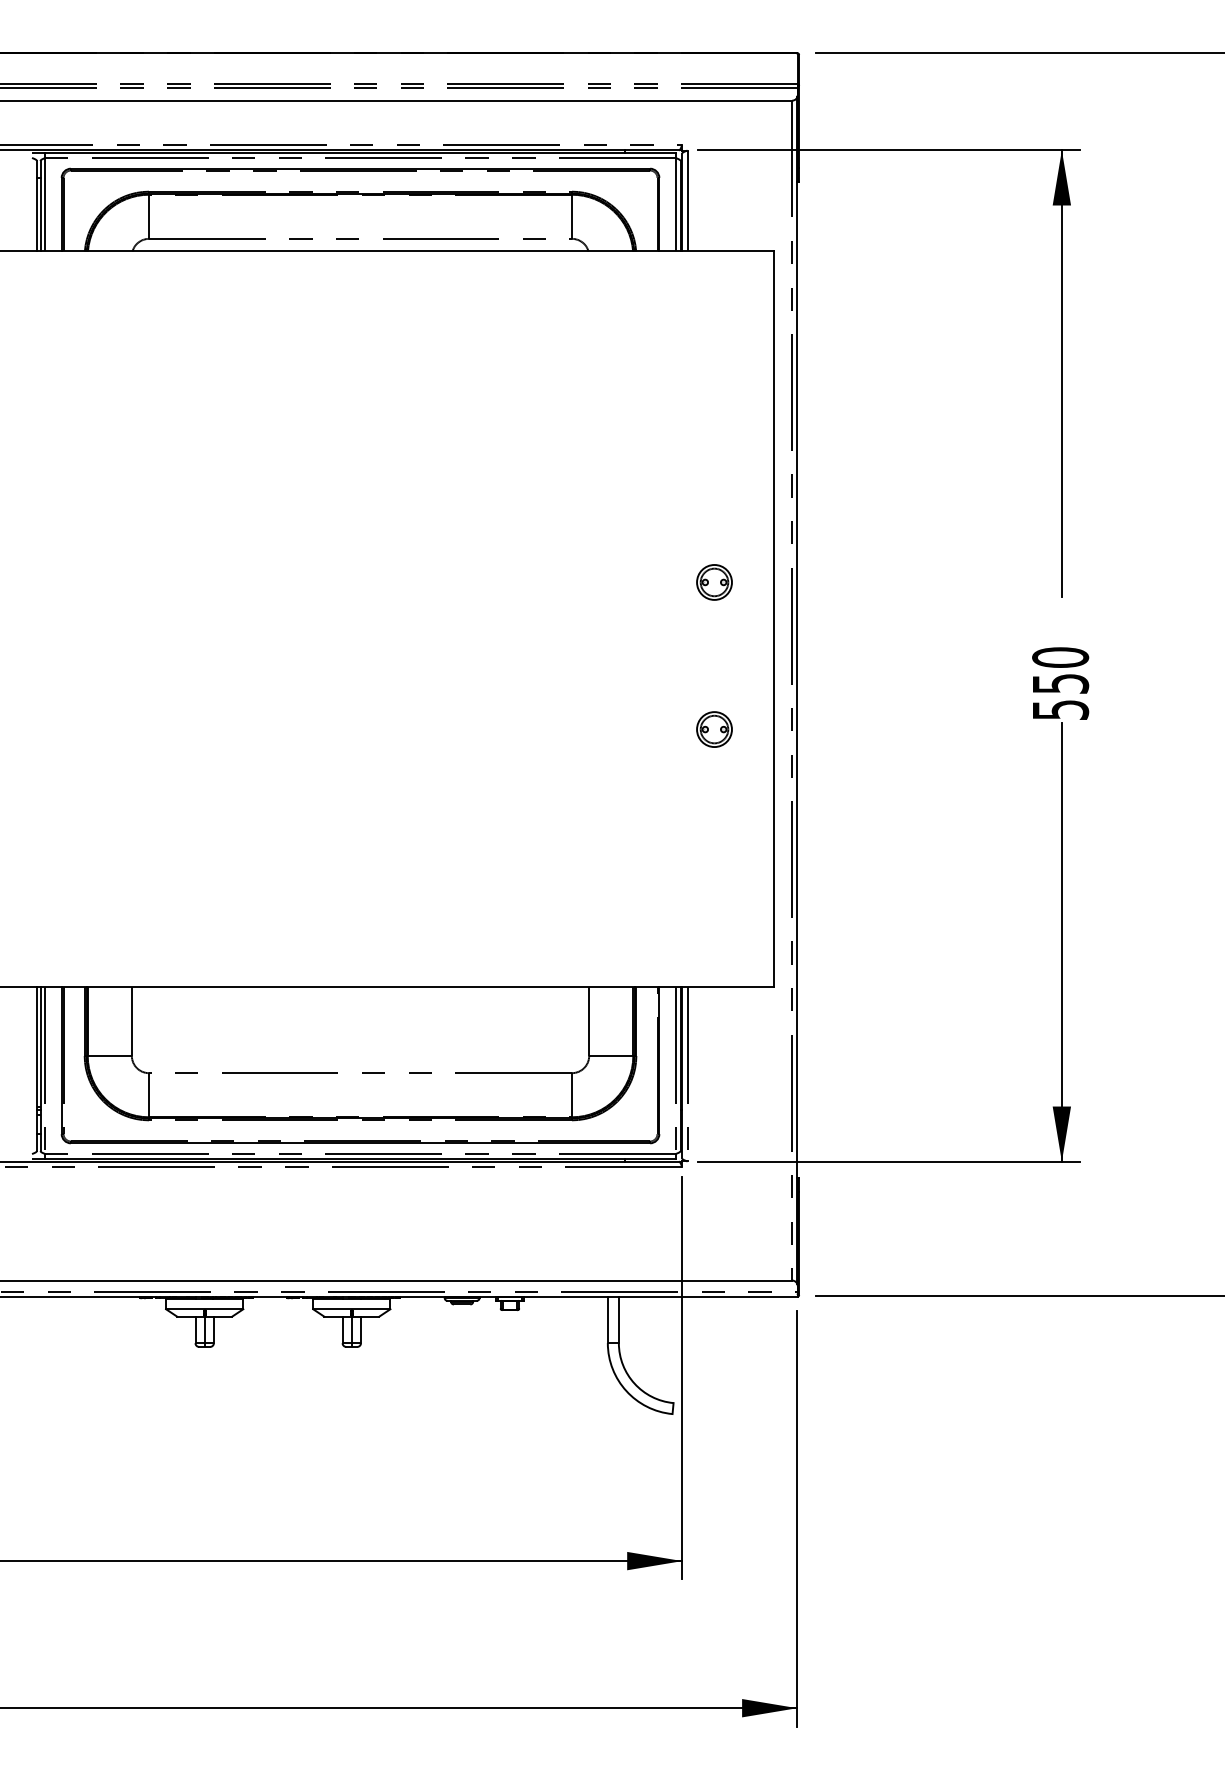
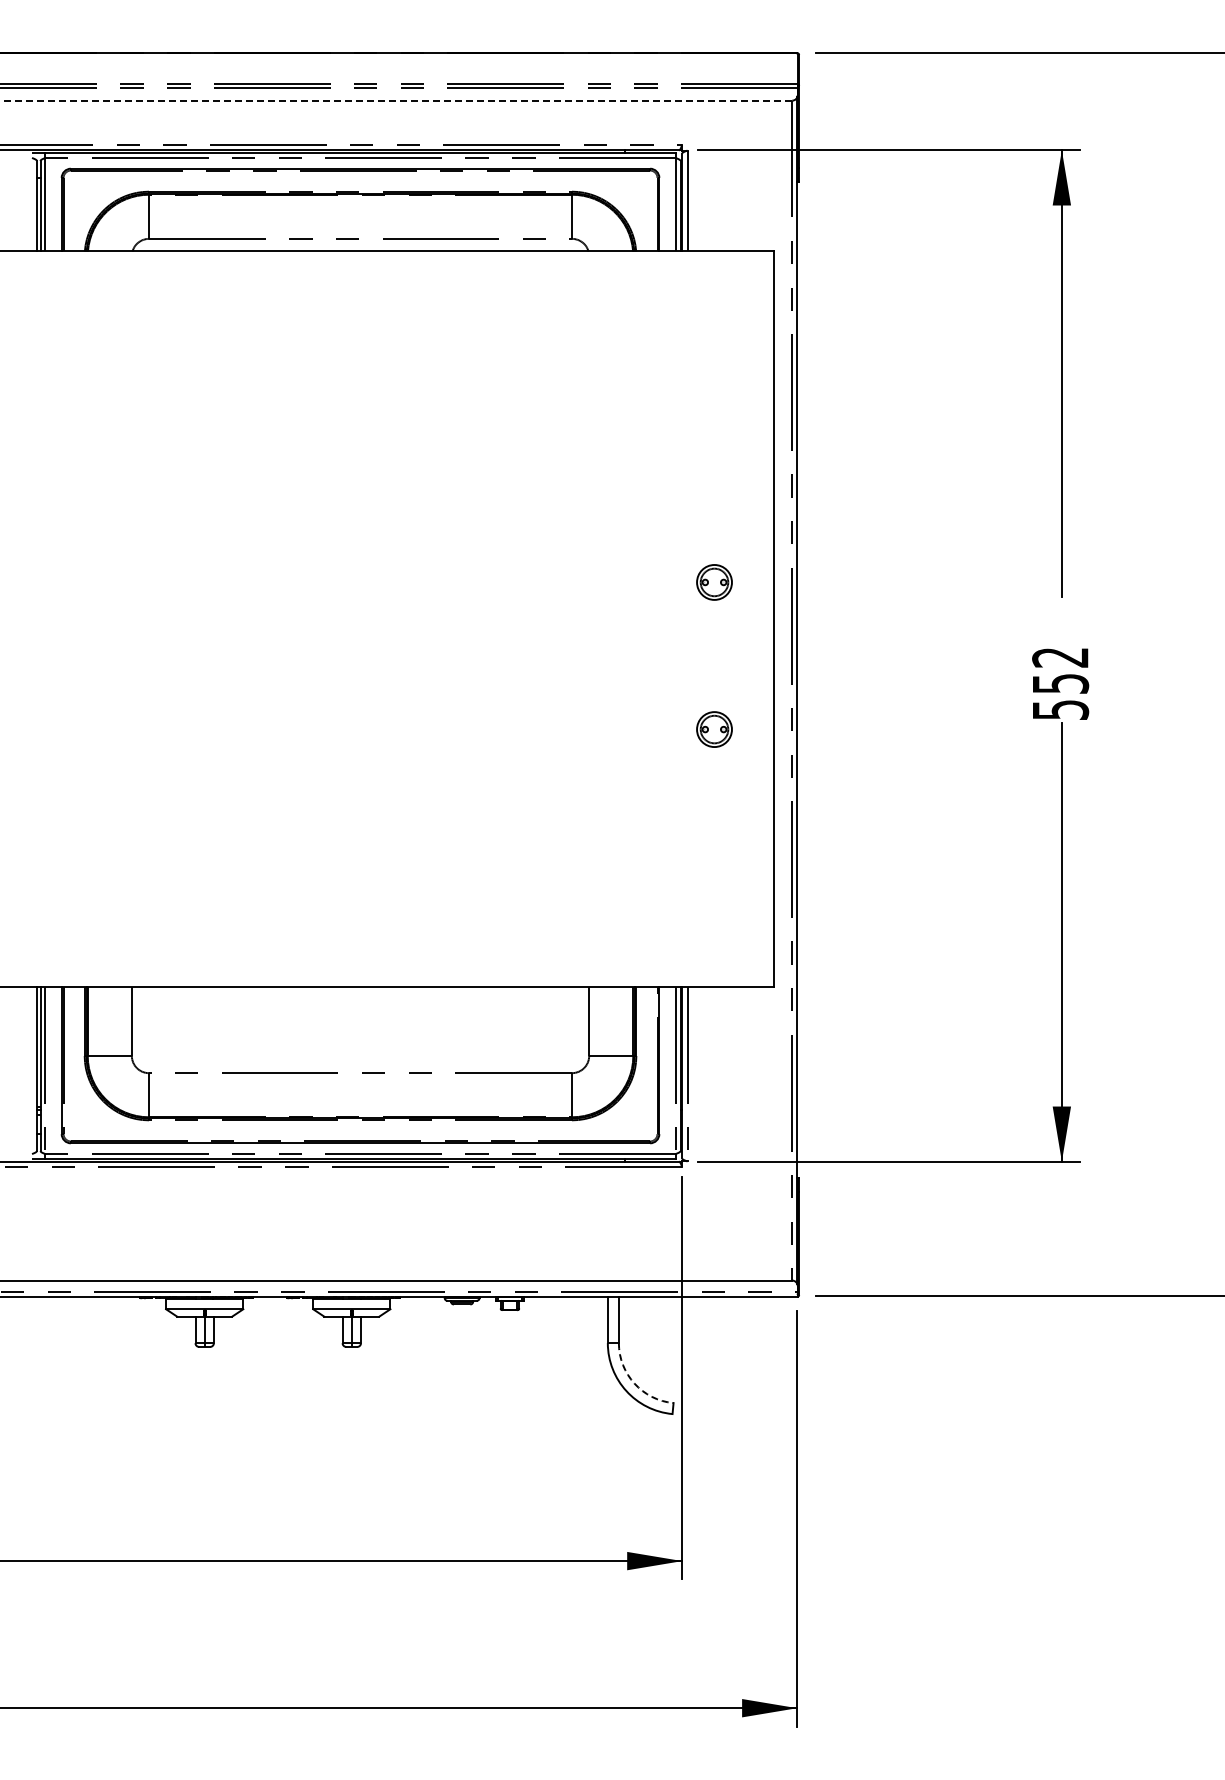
line: solid -> dashed (396, 100)
text: 550 -> 552 (1060, 657)
arc: solid -> dashed (634, 1383)
